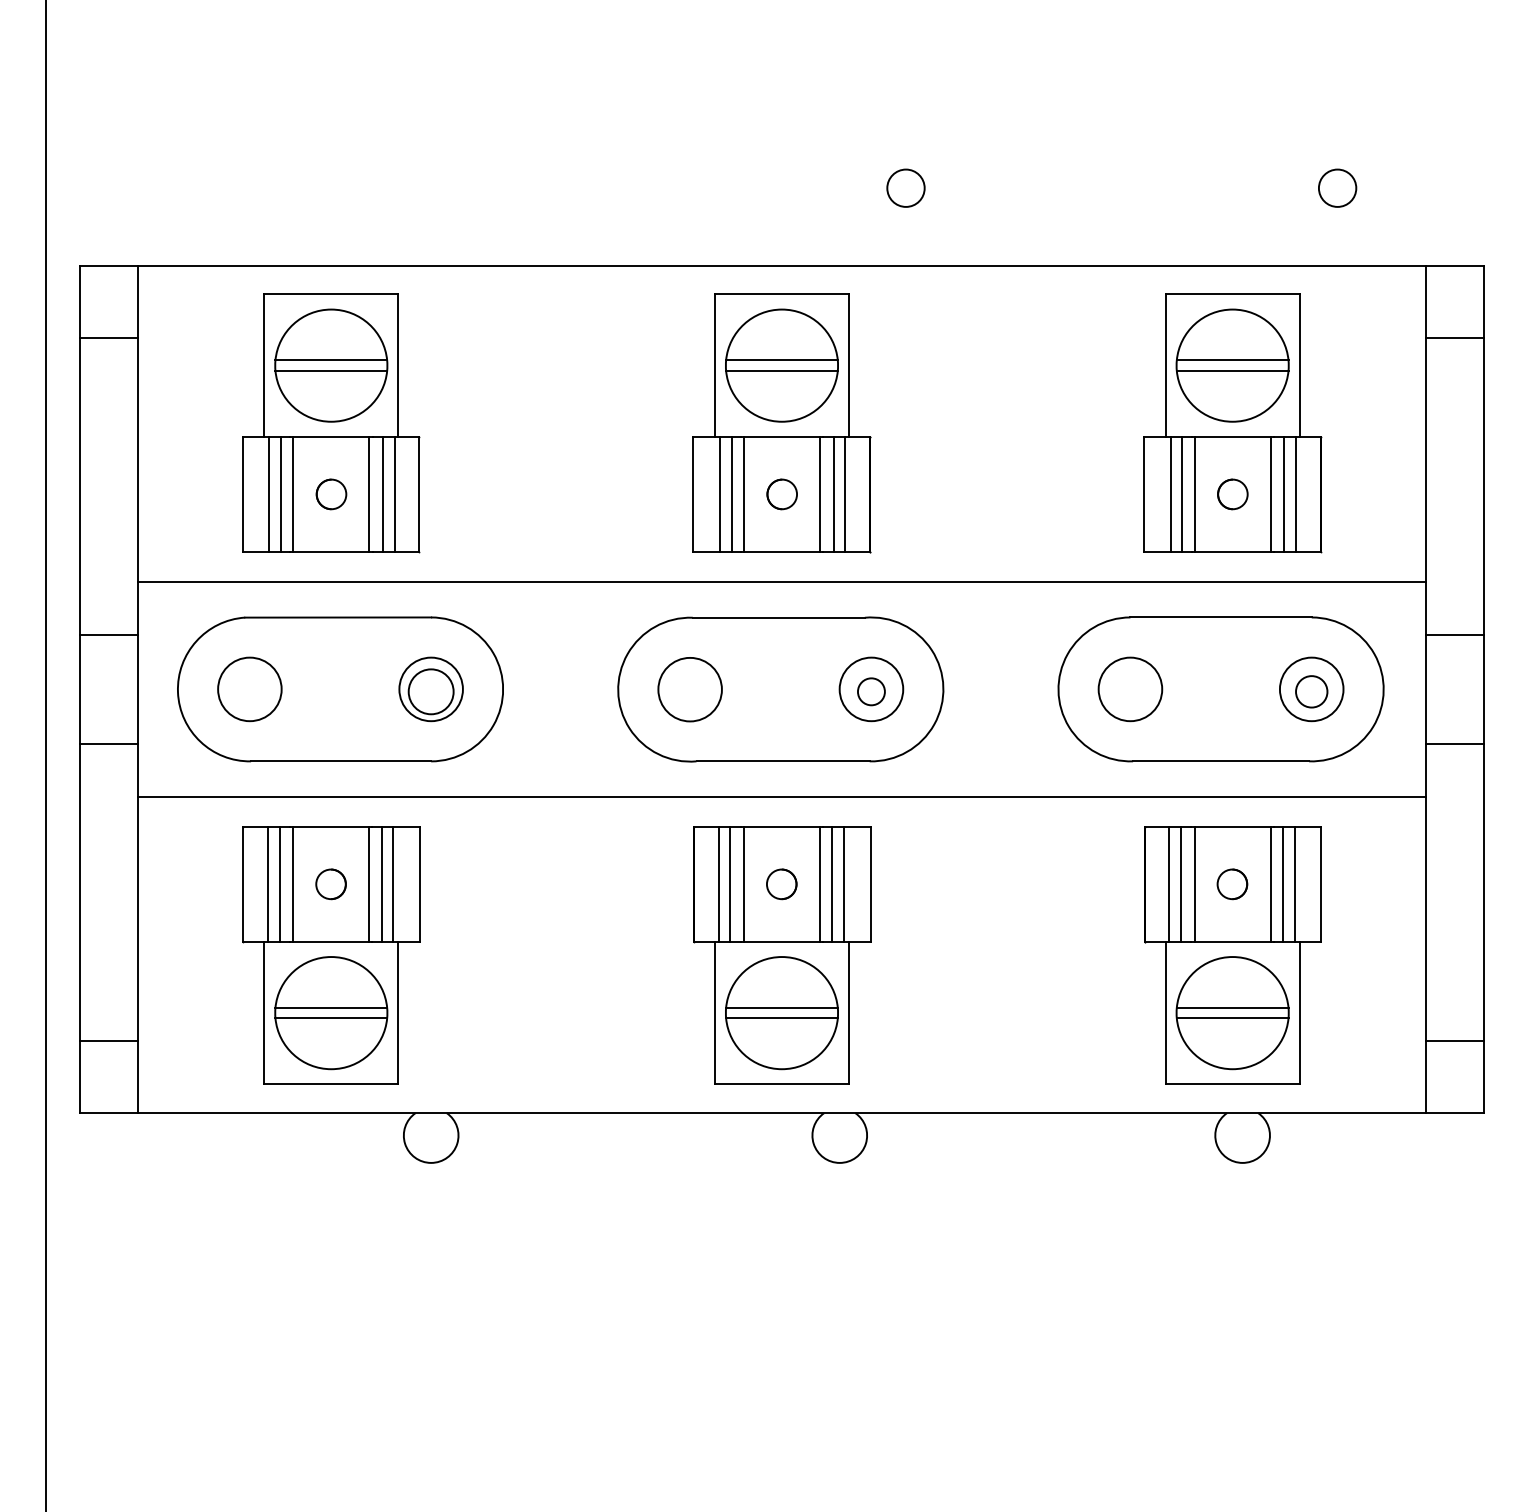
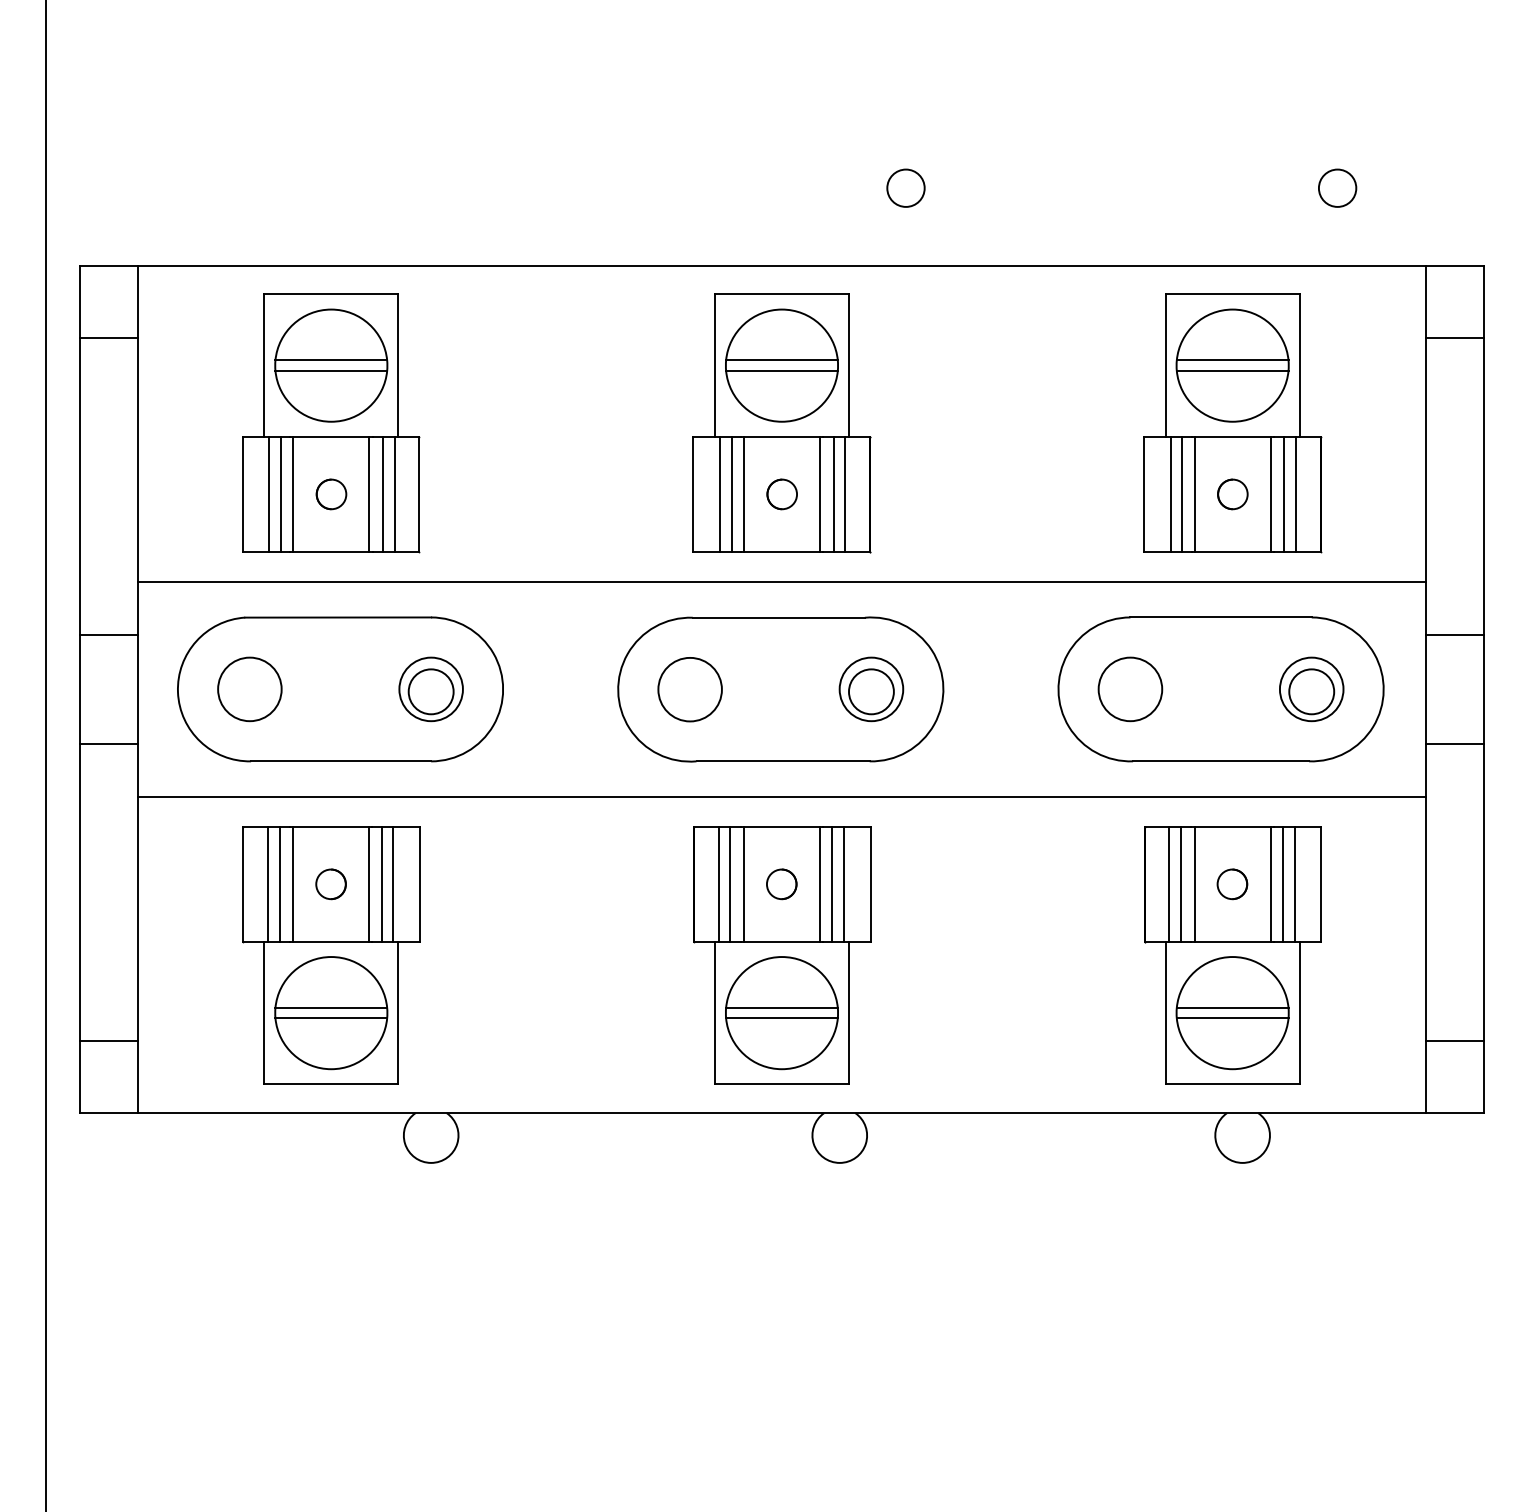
circle diameter: 27 px -> 45 px (871, 691)
circle diameter: 31 px -> 45 px (1311, 691)
